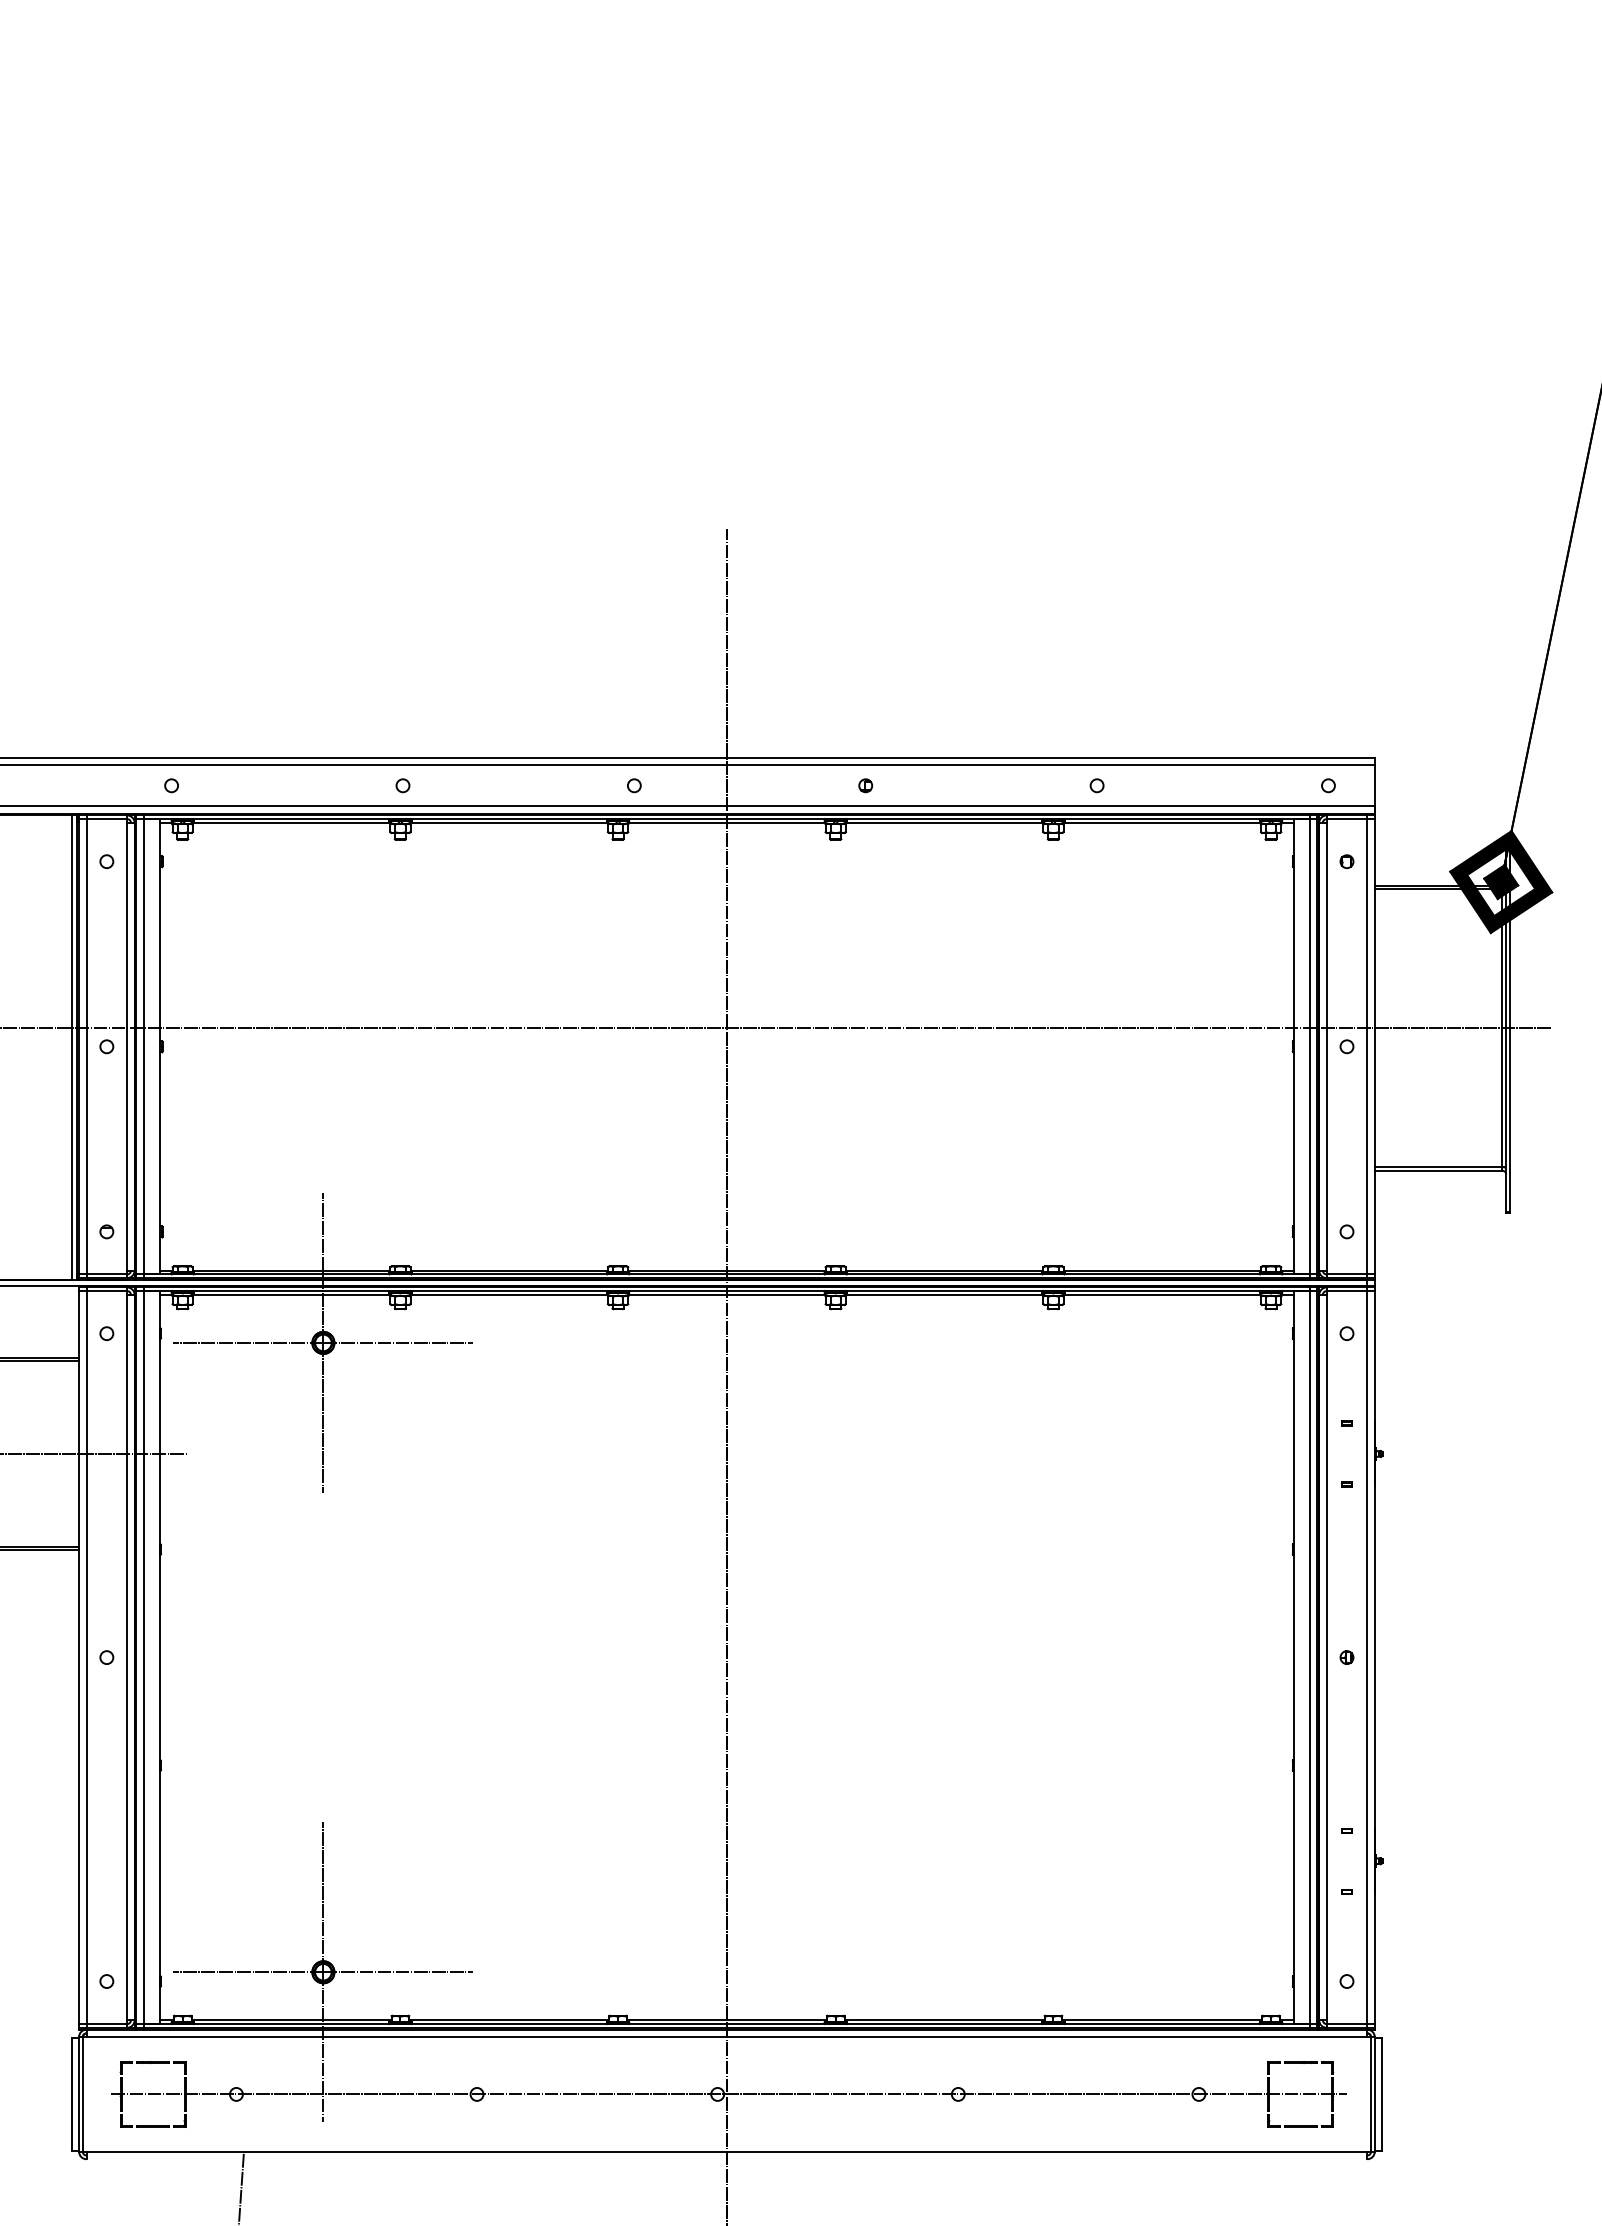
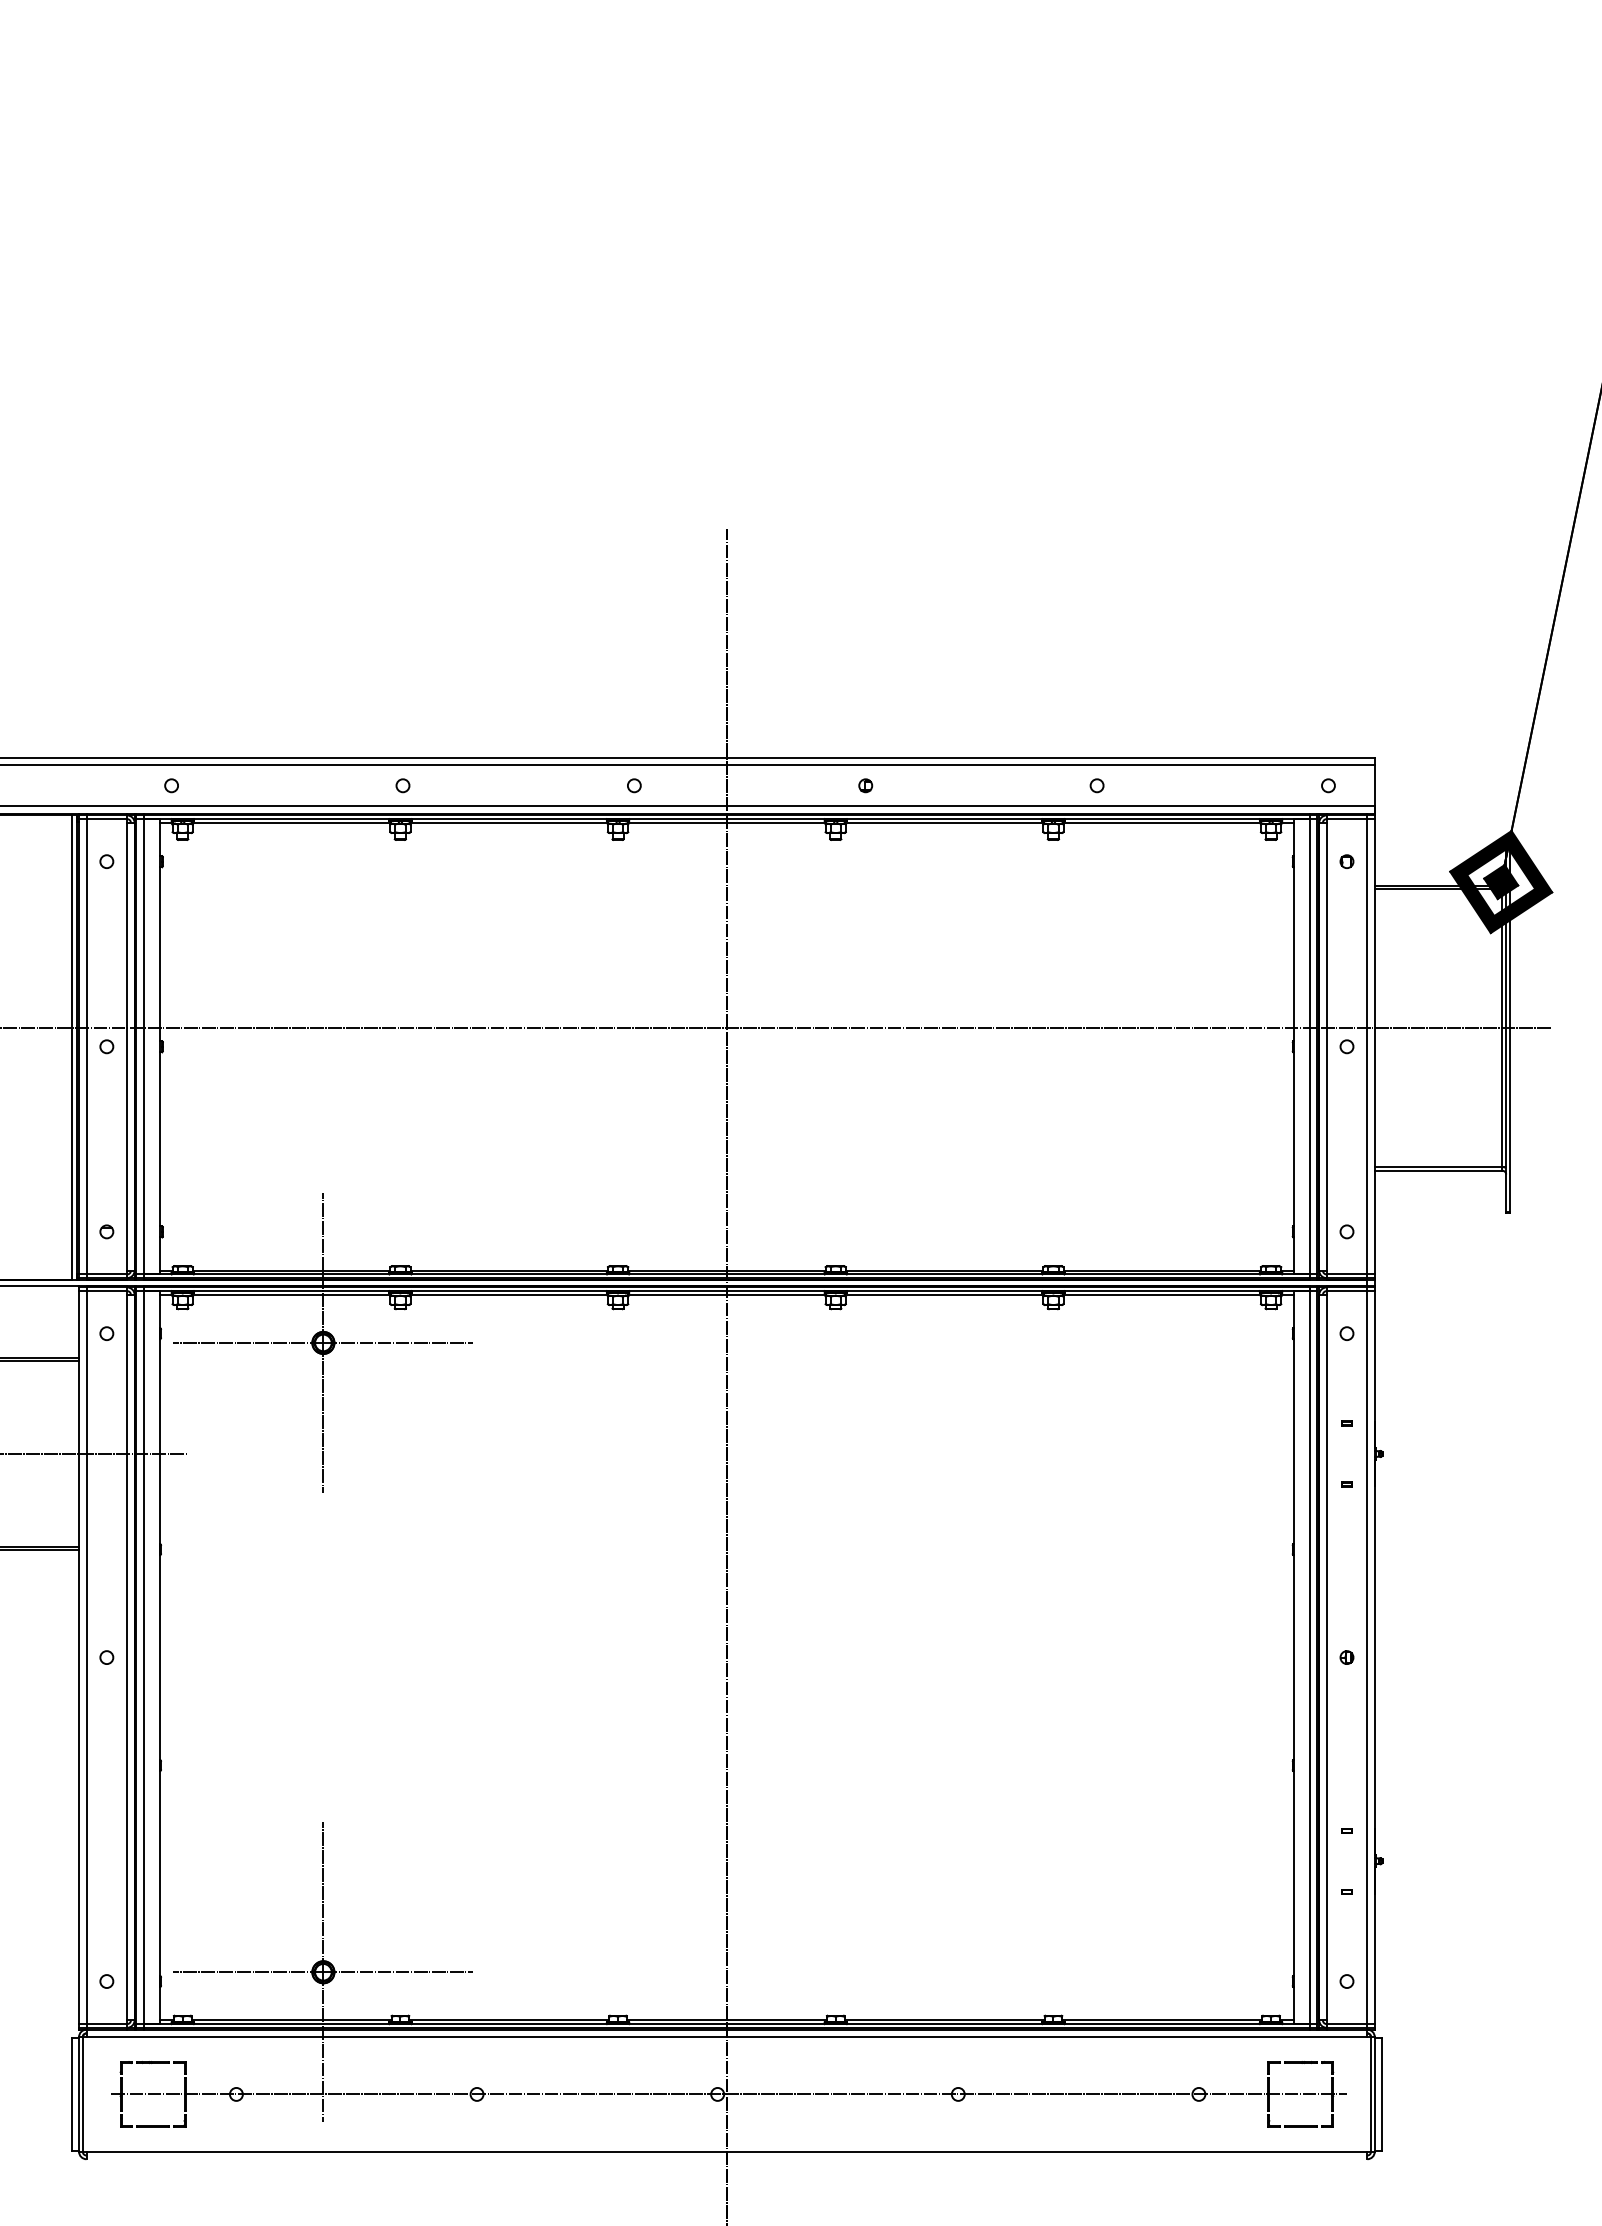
line: present -> none (241, 2186)
